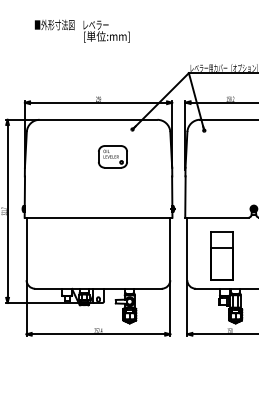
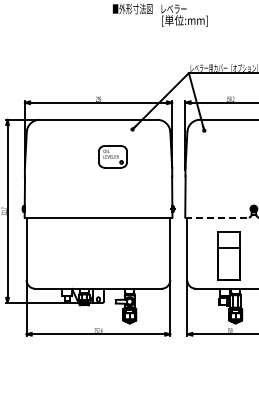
text position: (81, 30) -> (159, 14) (159, 14)
line: solid -> dashed (217, 217)
part position: (221, 255) -> (228, 255) (228, 255)
